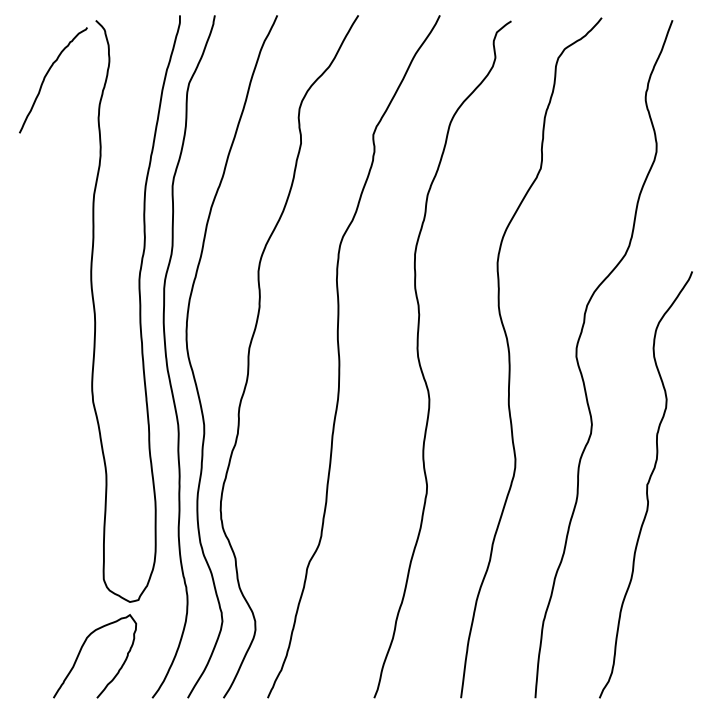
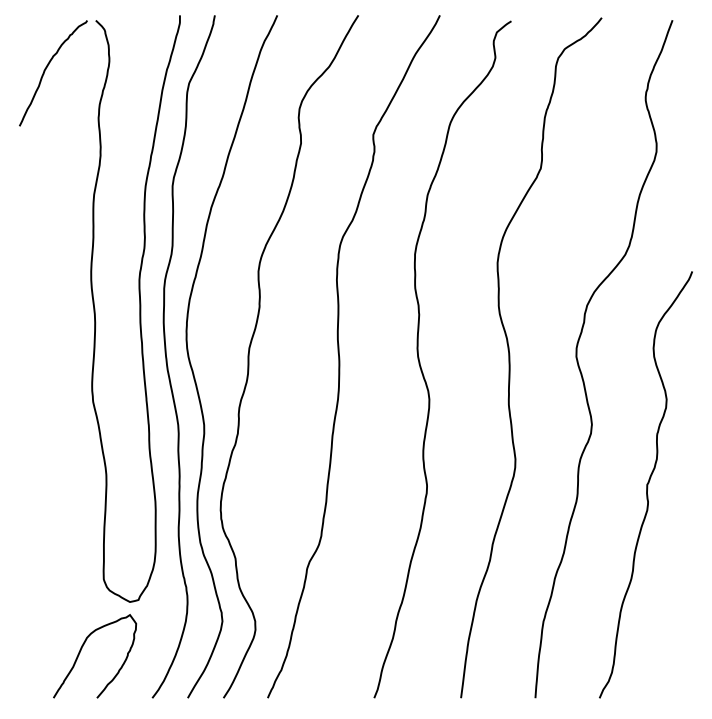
curve position: (46, 76) -> (46, 69) (46, 69)
